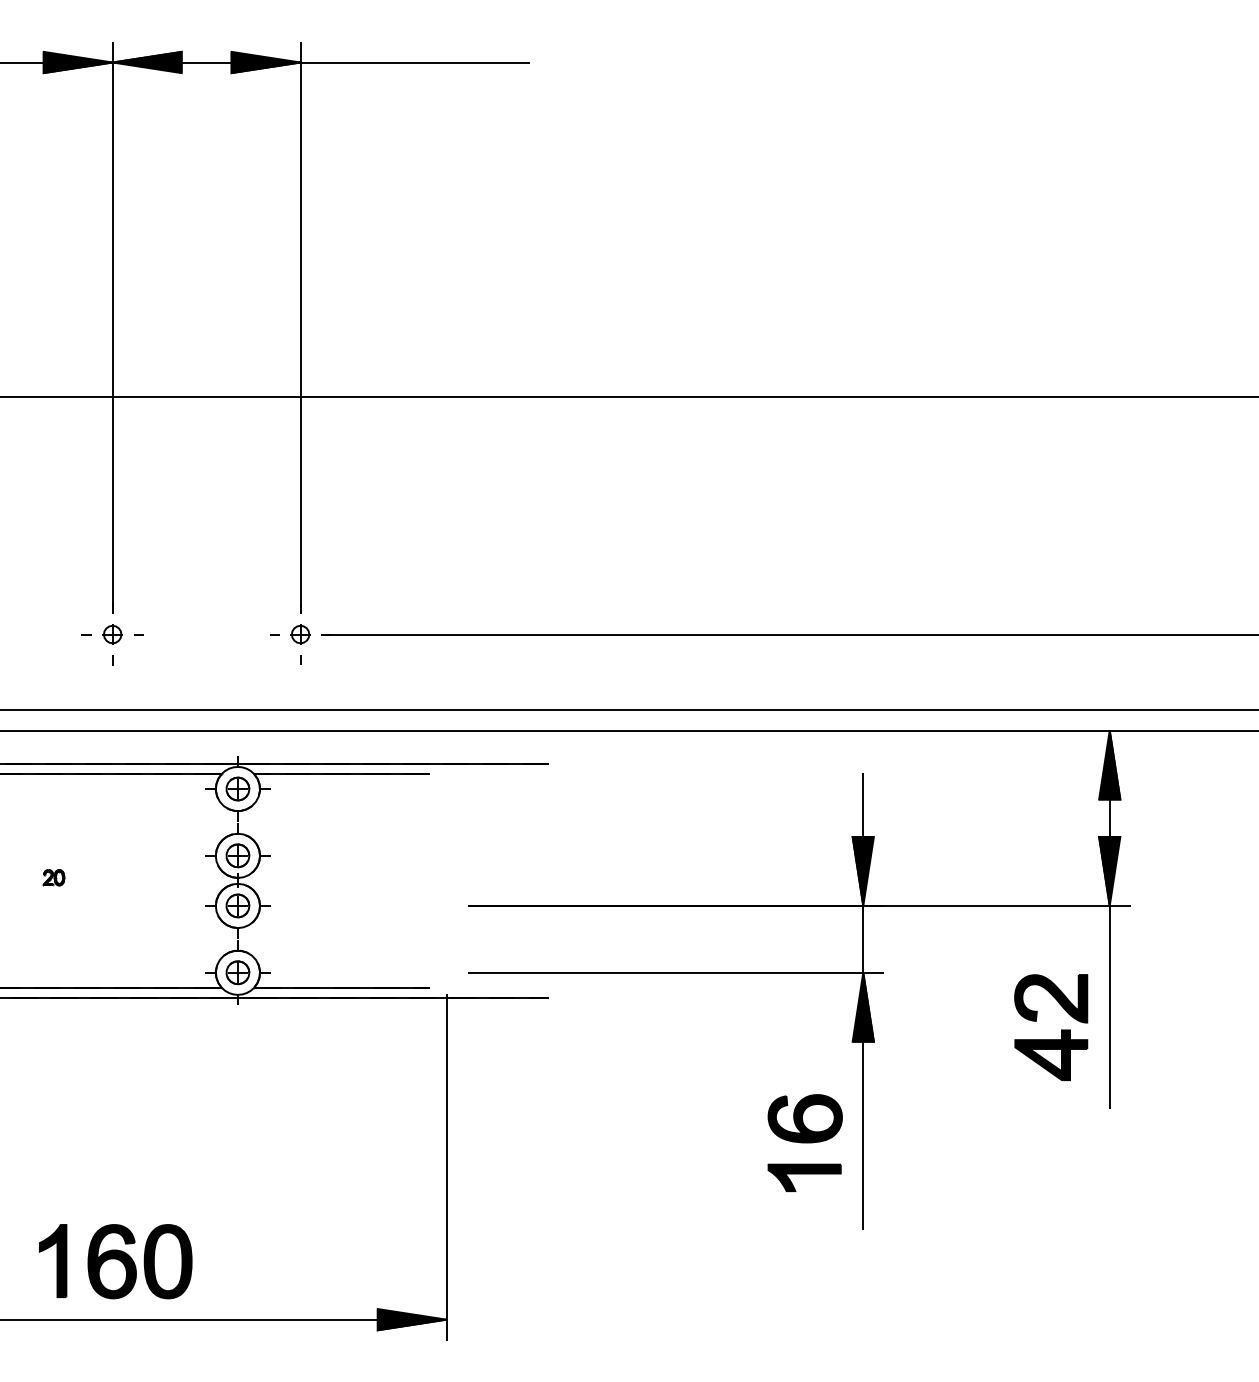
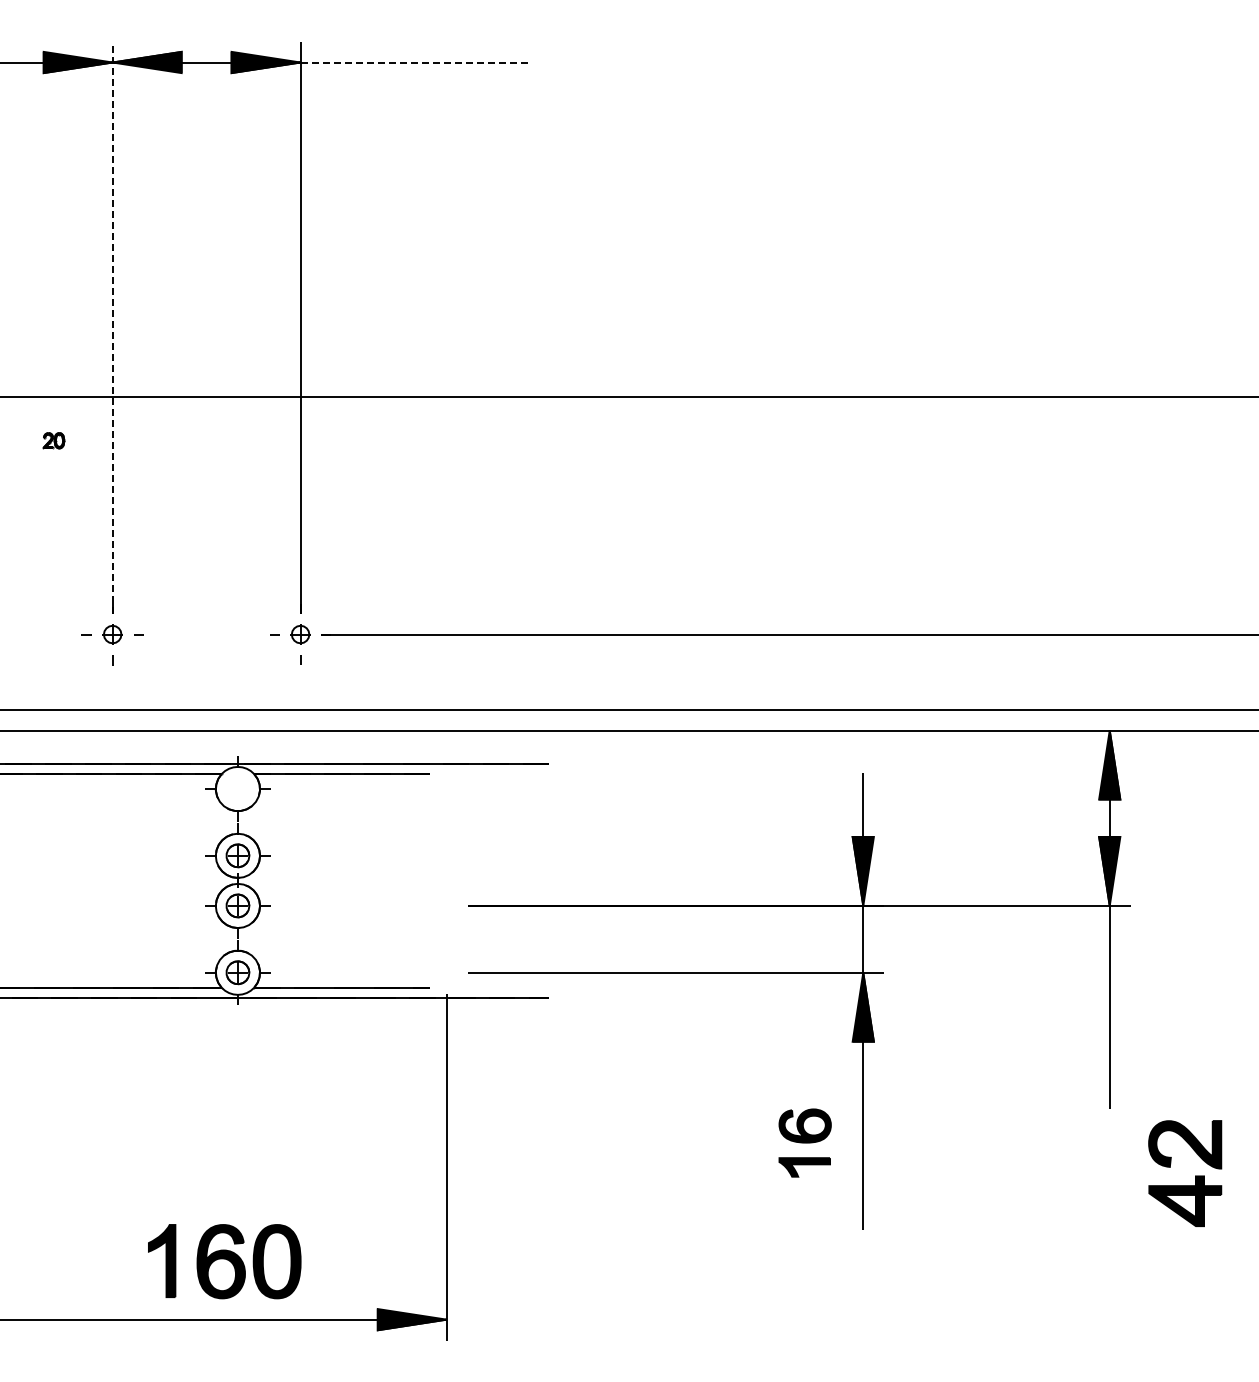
line: solid -> dashed (415, 62)
line: solid -> dashed (112, 327)
part: present -> none (237, 788)
part position: (53, 877) -> (53, 440) (53, 440)
part position: (1061, 1029) -> (1195, 1175) (1195, 1175)
part size: 76x98 px -> 54x70 px (804, 1142)
part position: (115, 1261) -> (224, 1261) (224, 1261)
